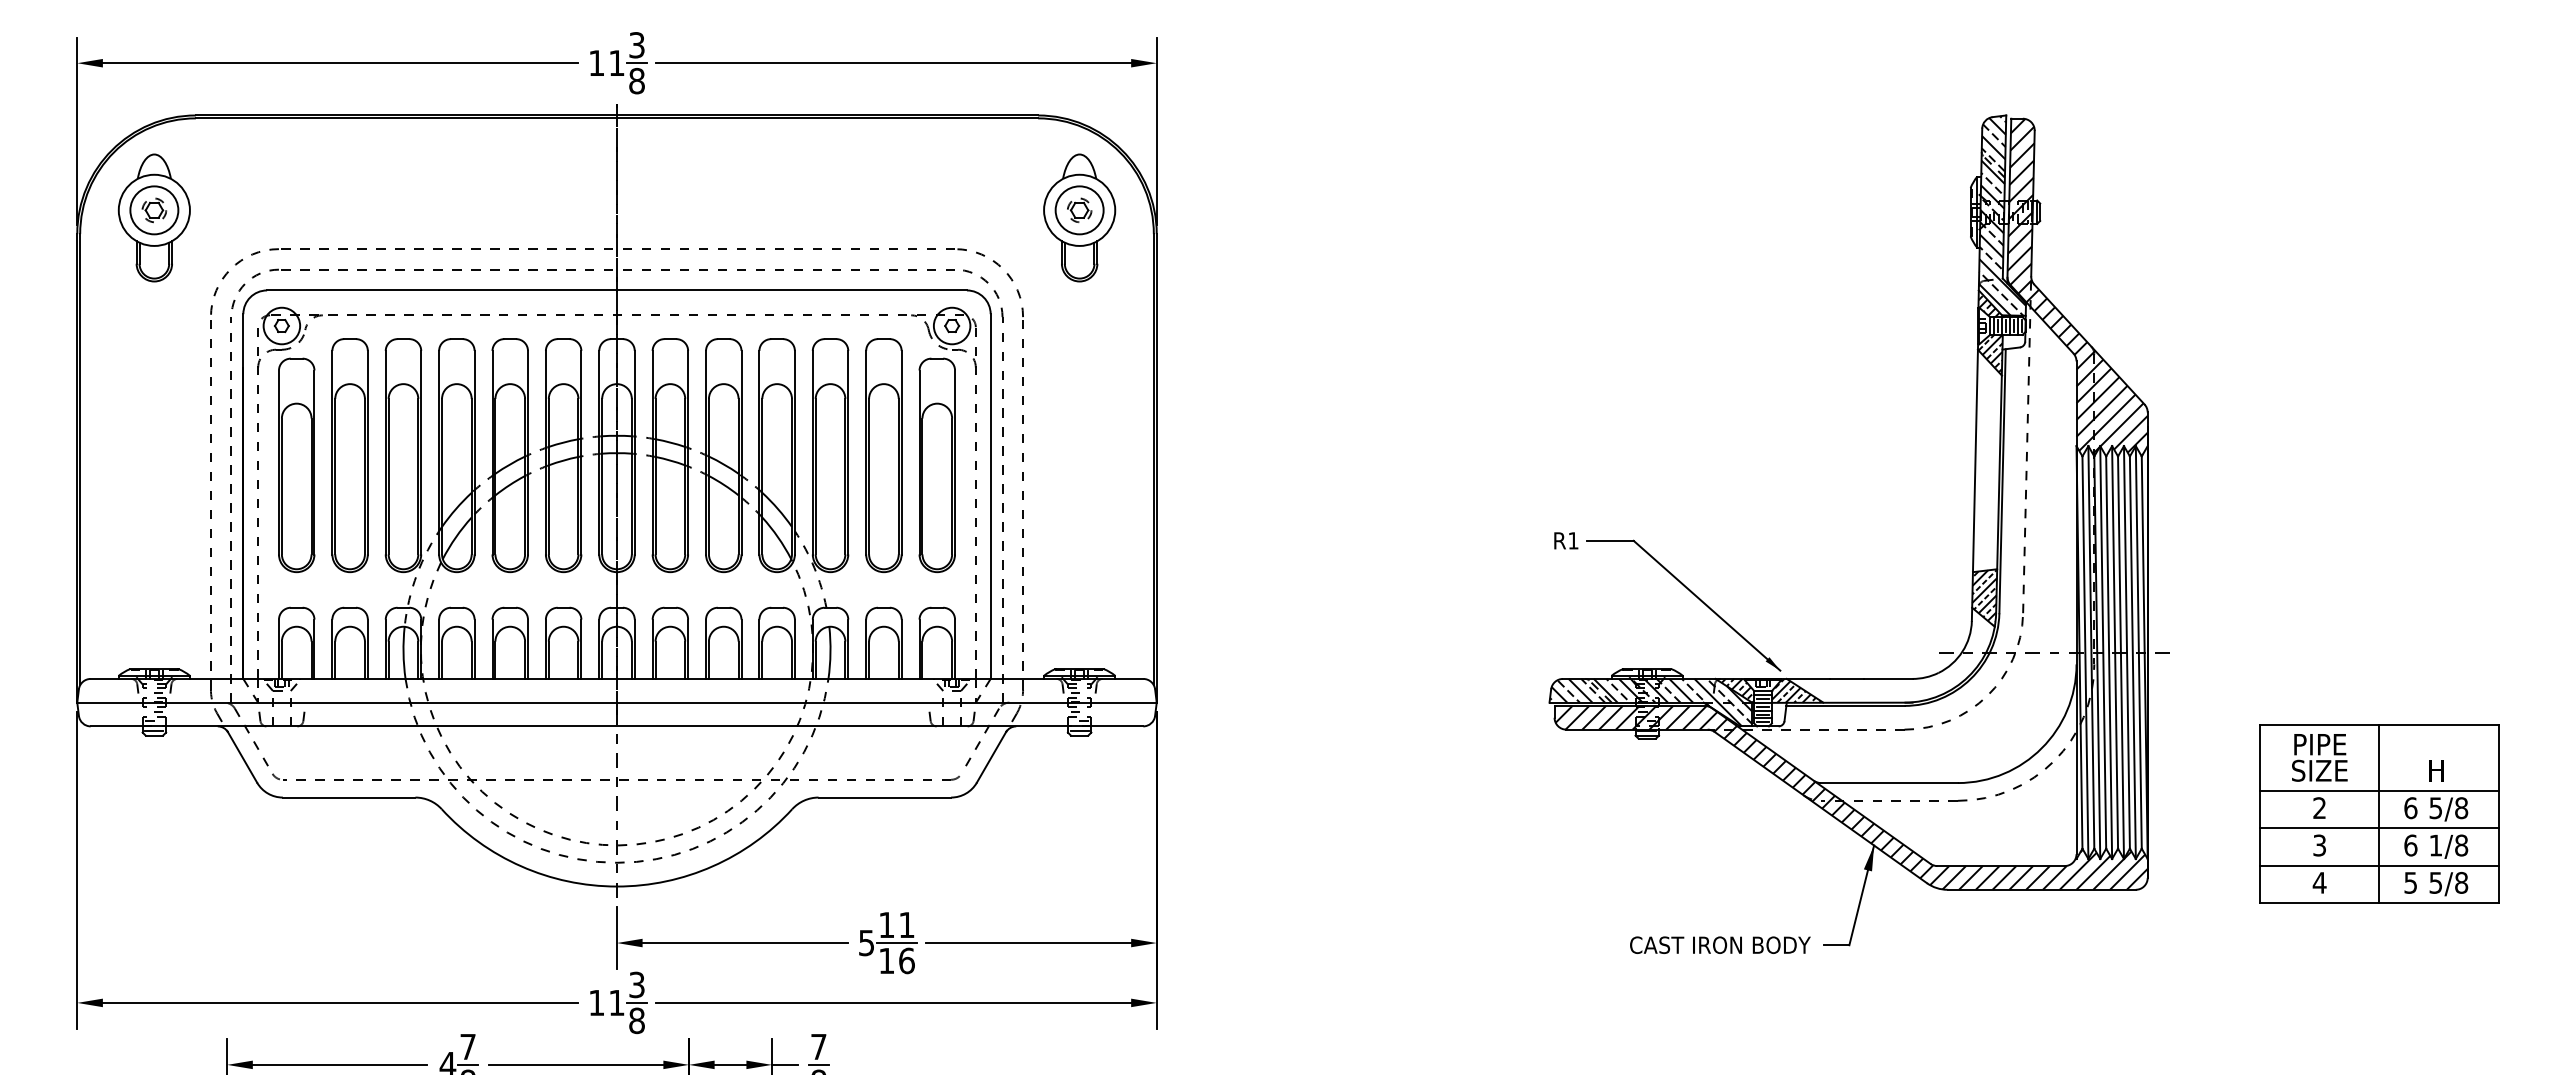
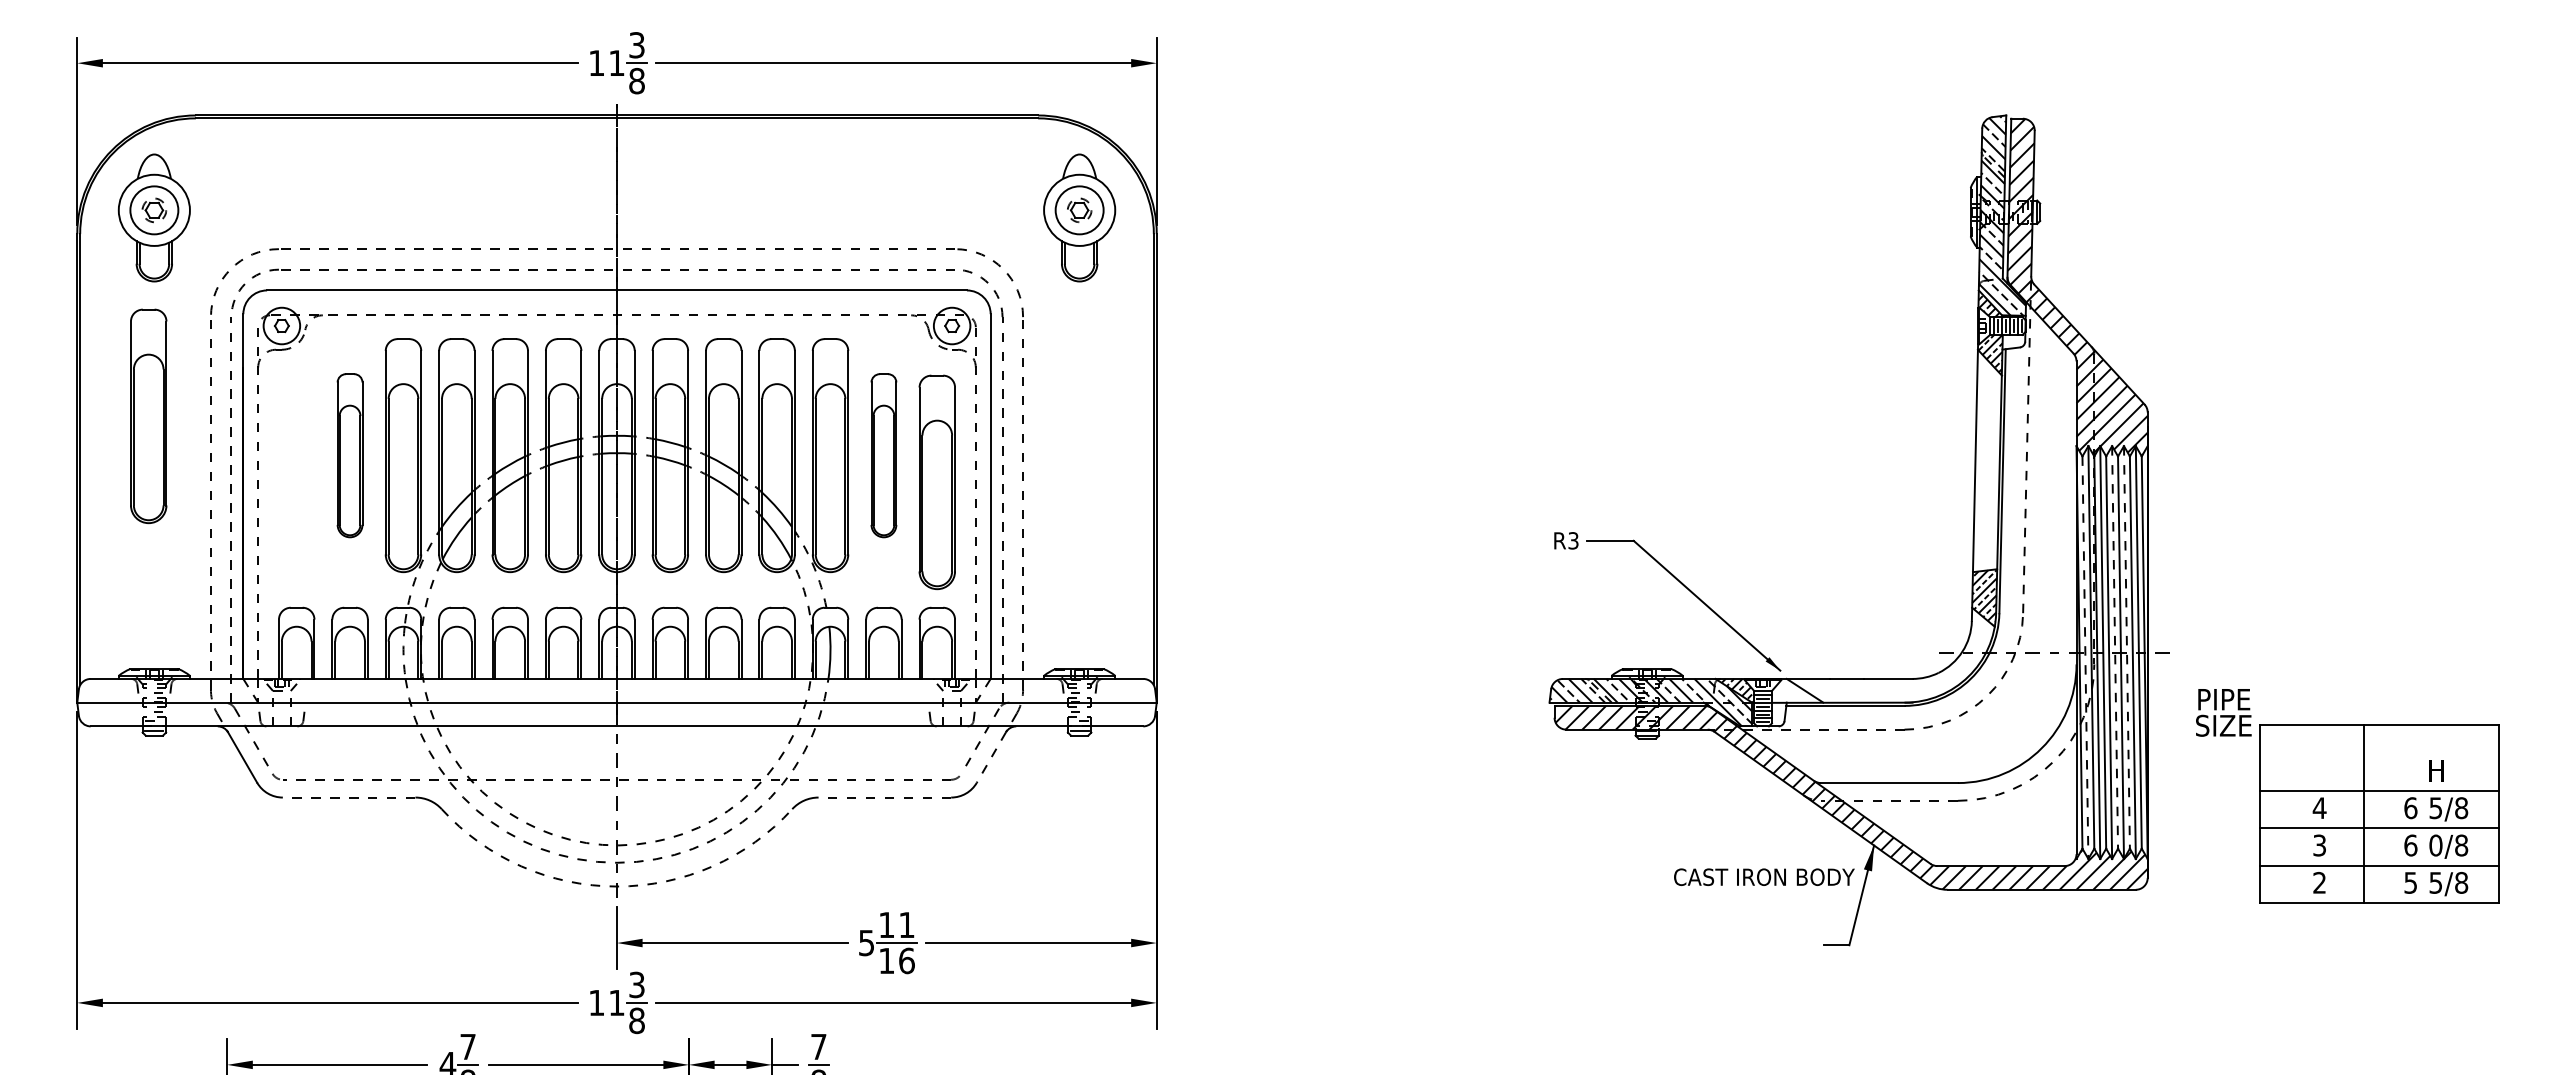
part size: 38x236 px -> 28x166 px (349, 455)
part size: 38x236 px -> 28x166 px (883, 455)
part position: (296, 465) -> (148, 416) (148, 416)
part position: (936, 465) -> (936, 482) (936, 482)
text: R1 -> R3 (1573, 540)
line: solid -> dashed (2115, 647)
line: solid -> dashed (2126, 647)
arc: solid -> dashed (403, 652)
line: solid -> dashed (2085, 658)
hatch: present -> none (1795, 690)
line: solid -> dashed (991, 757)
text position: (2319, 757) -> (2223, 712) (2223, 712)
line: solid -> dashed (348, 797)
line: solid -> dashed (884, 797)
text: 2 -> 4 (2319, 807)
line position: (2379, 813) -> (2364, 813) (2364, 813)
text: 1/8 -> 0/8 (2435, 845)
text: 4 -> 2 (2319, 882)
arc: solid -> dashed (617, 886)
text position: (1720, 944) -> (1764, 876) (1764, 876)
